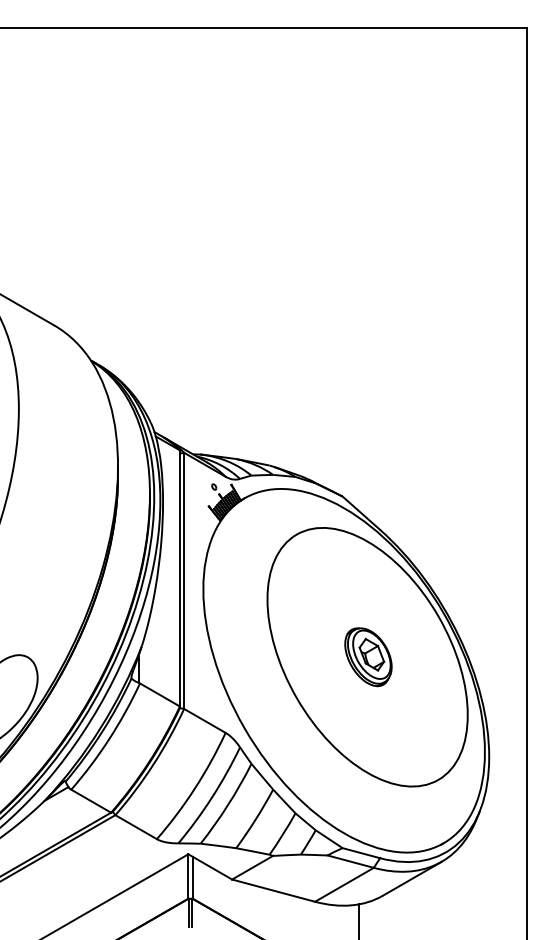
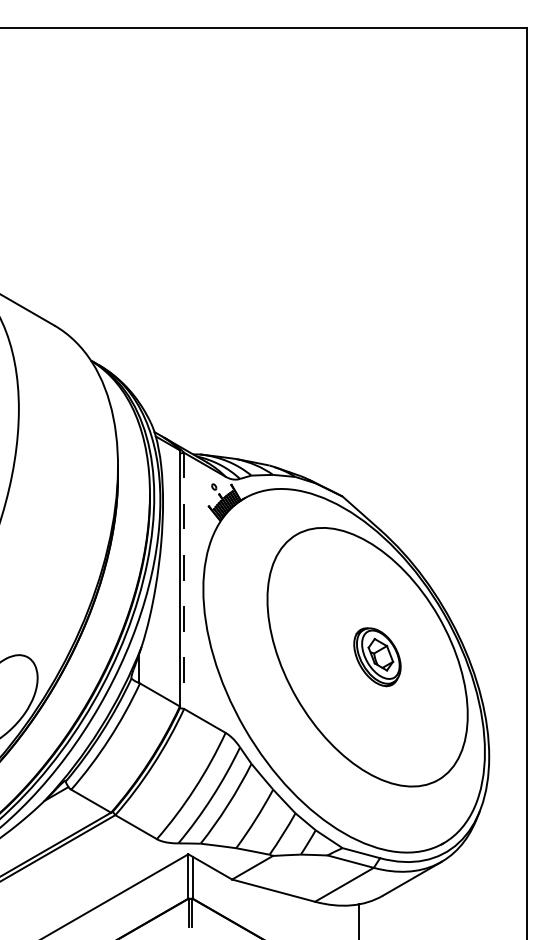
line: solid -> dashed (184, 581)
part position: (368, 657) -> (377, 657) (377, 657)
